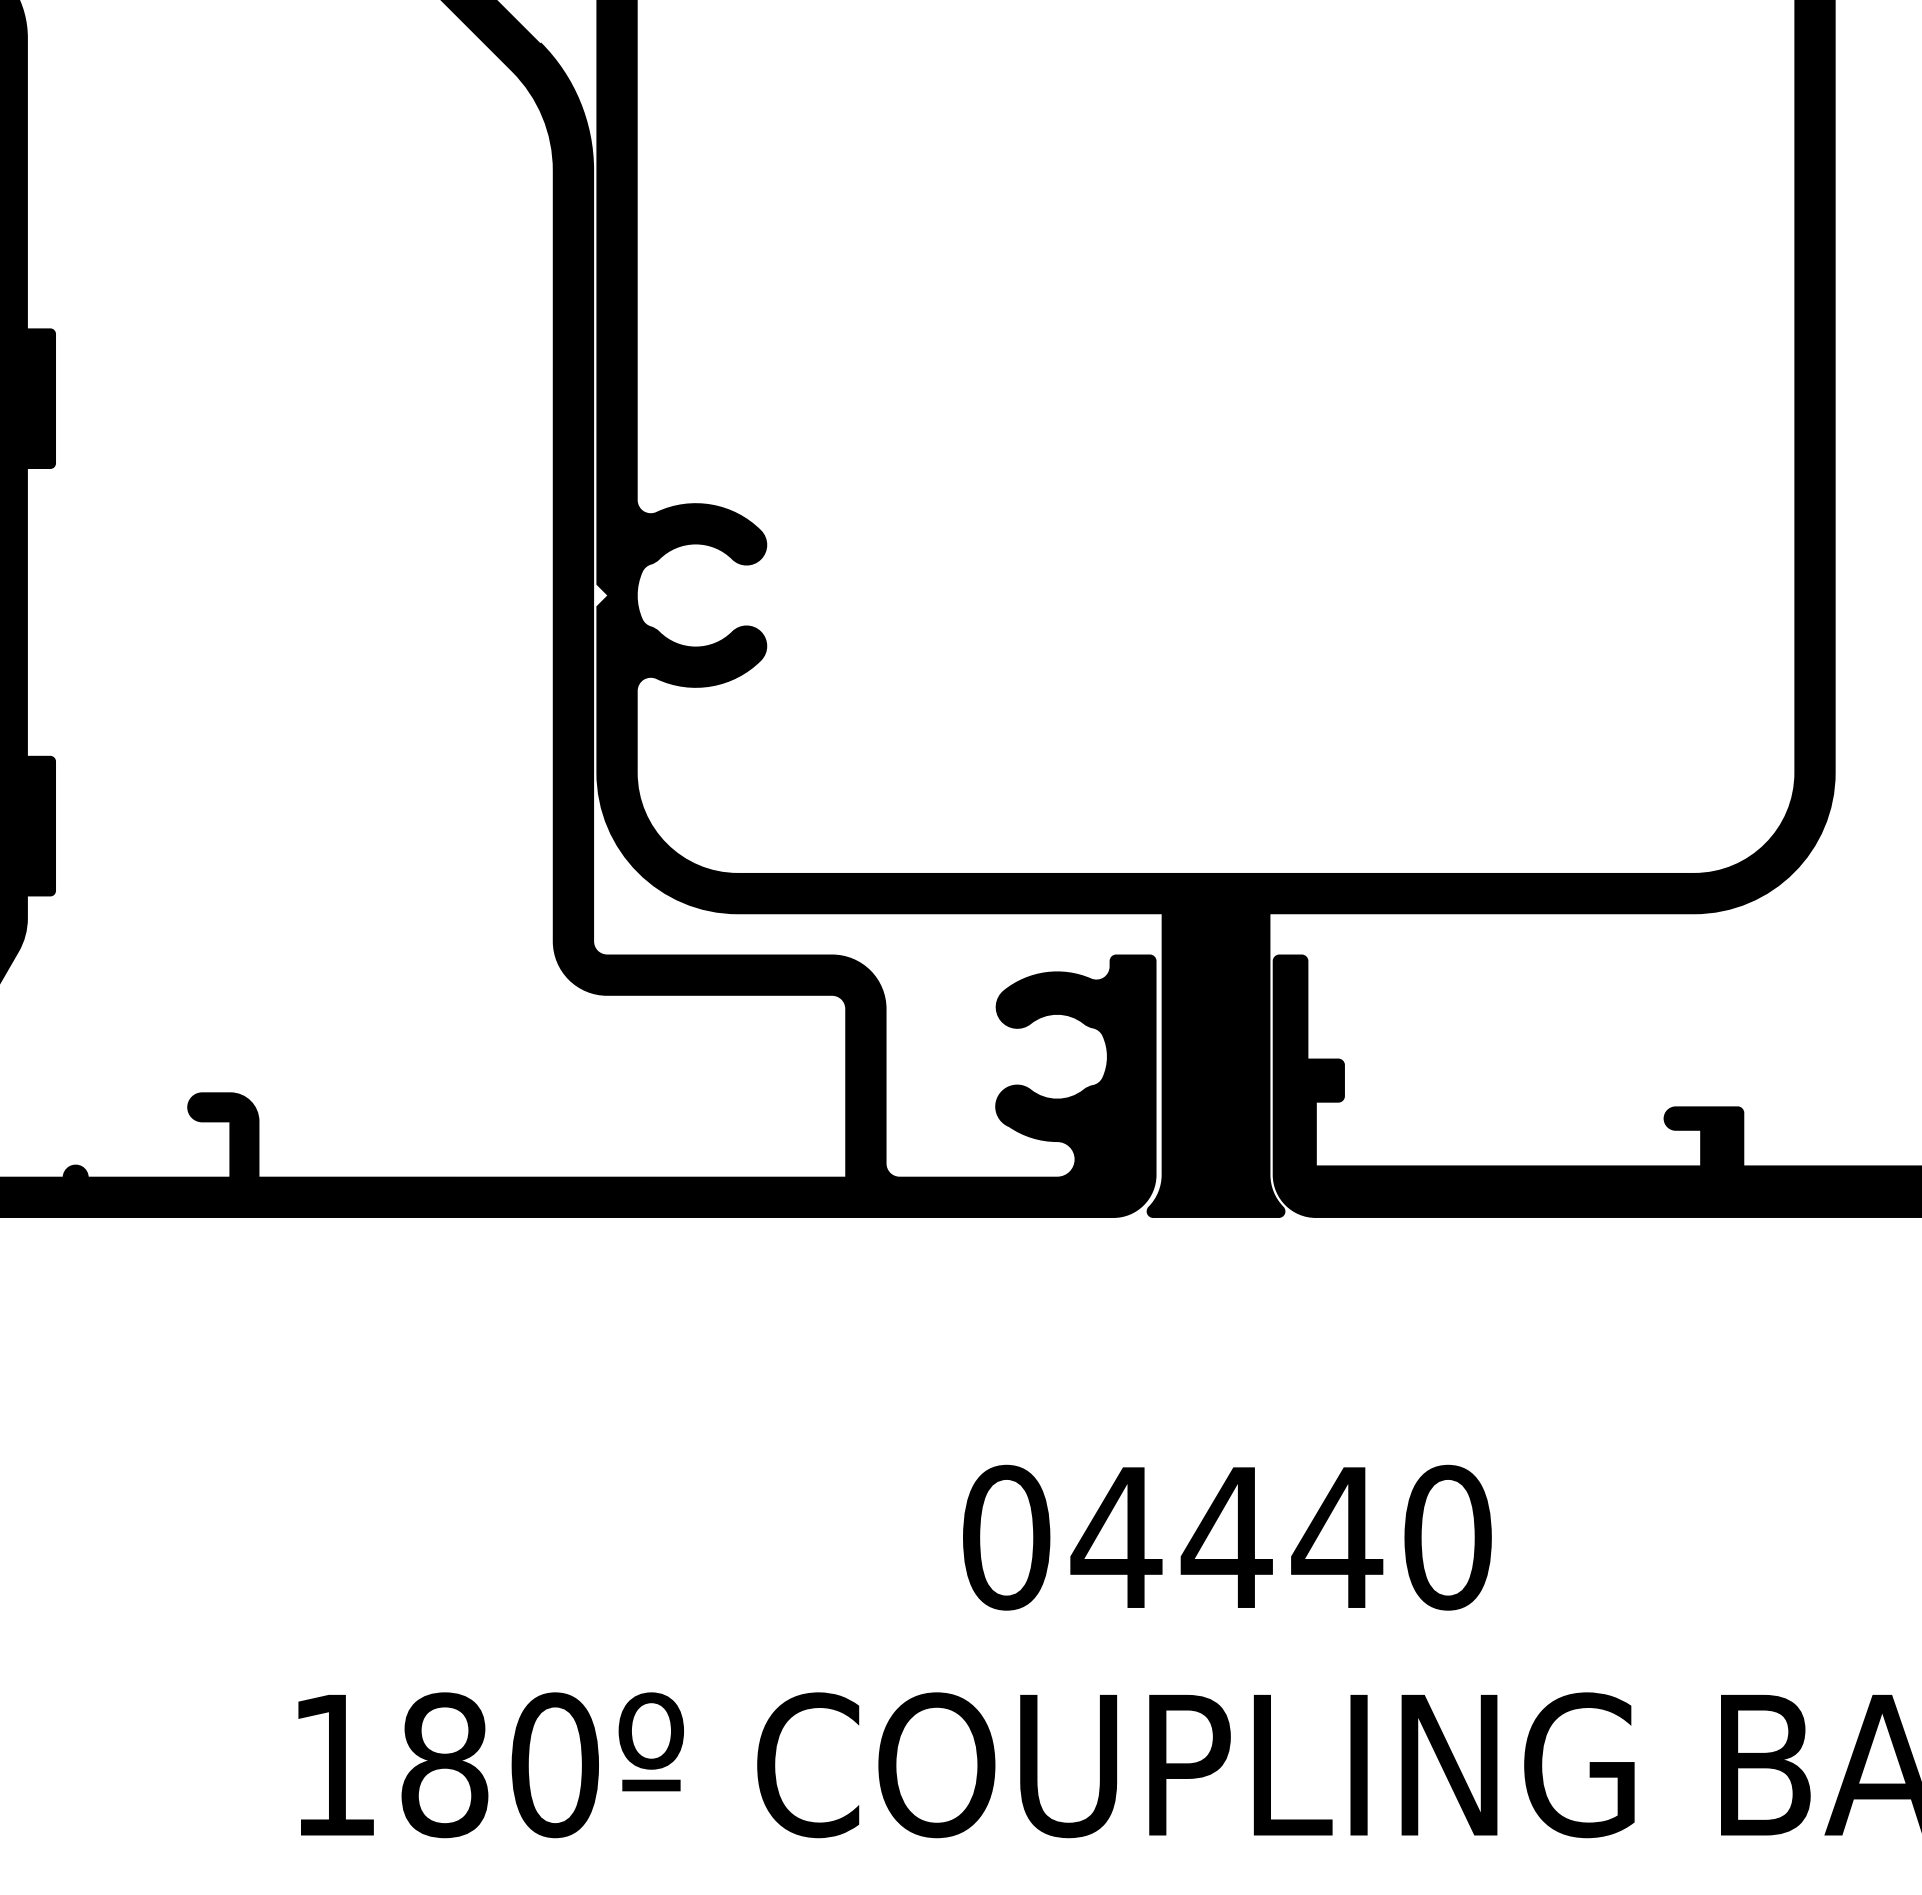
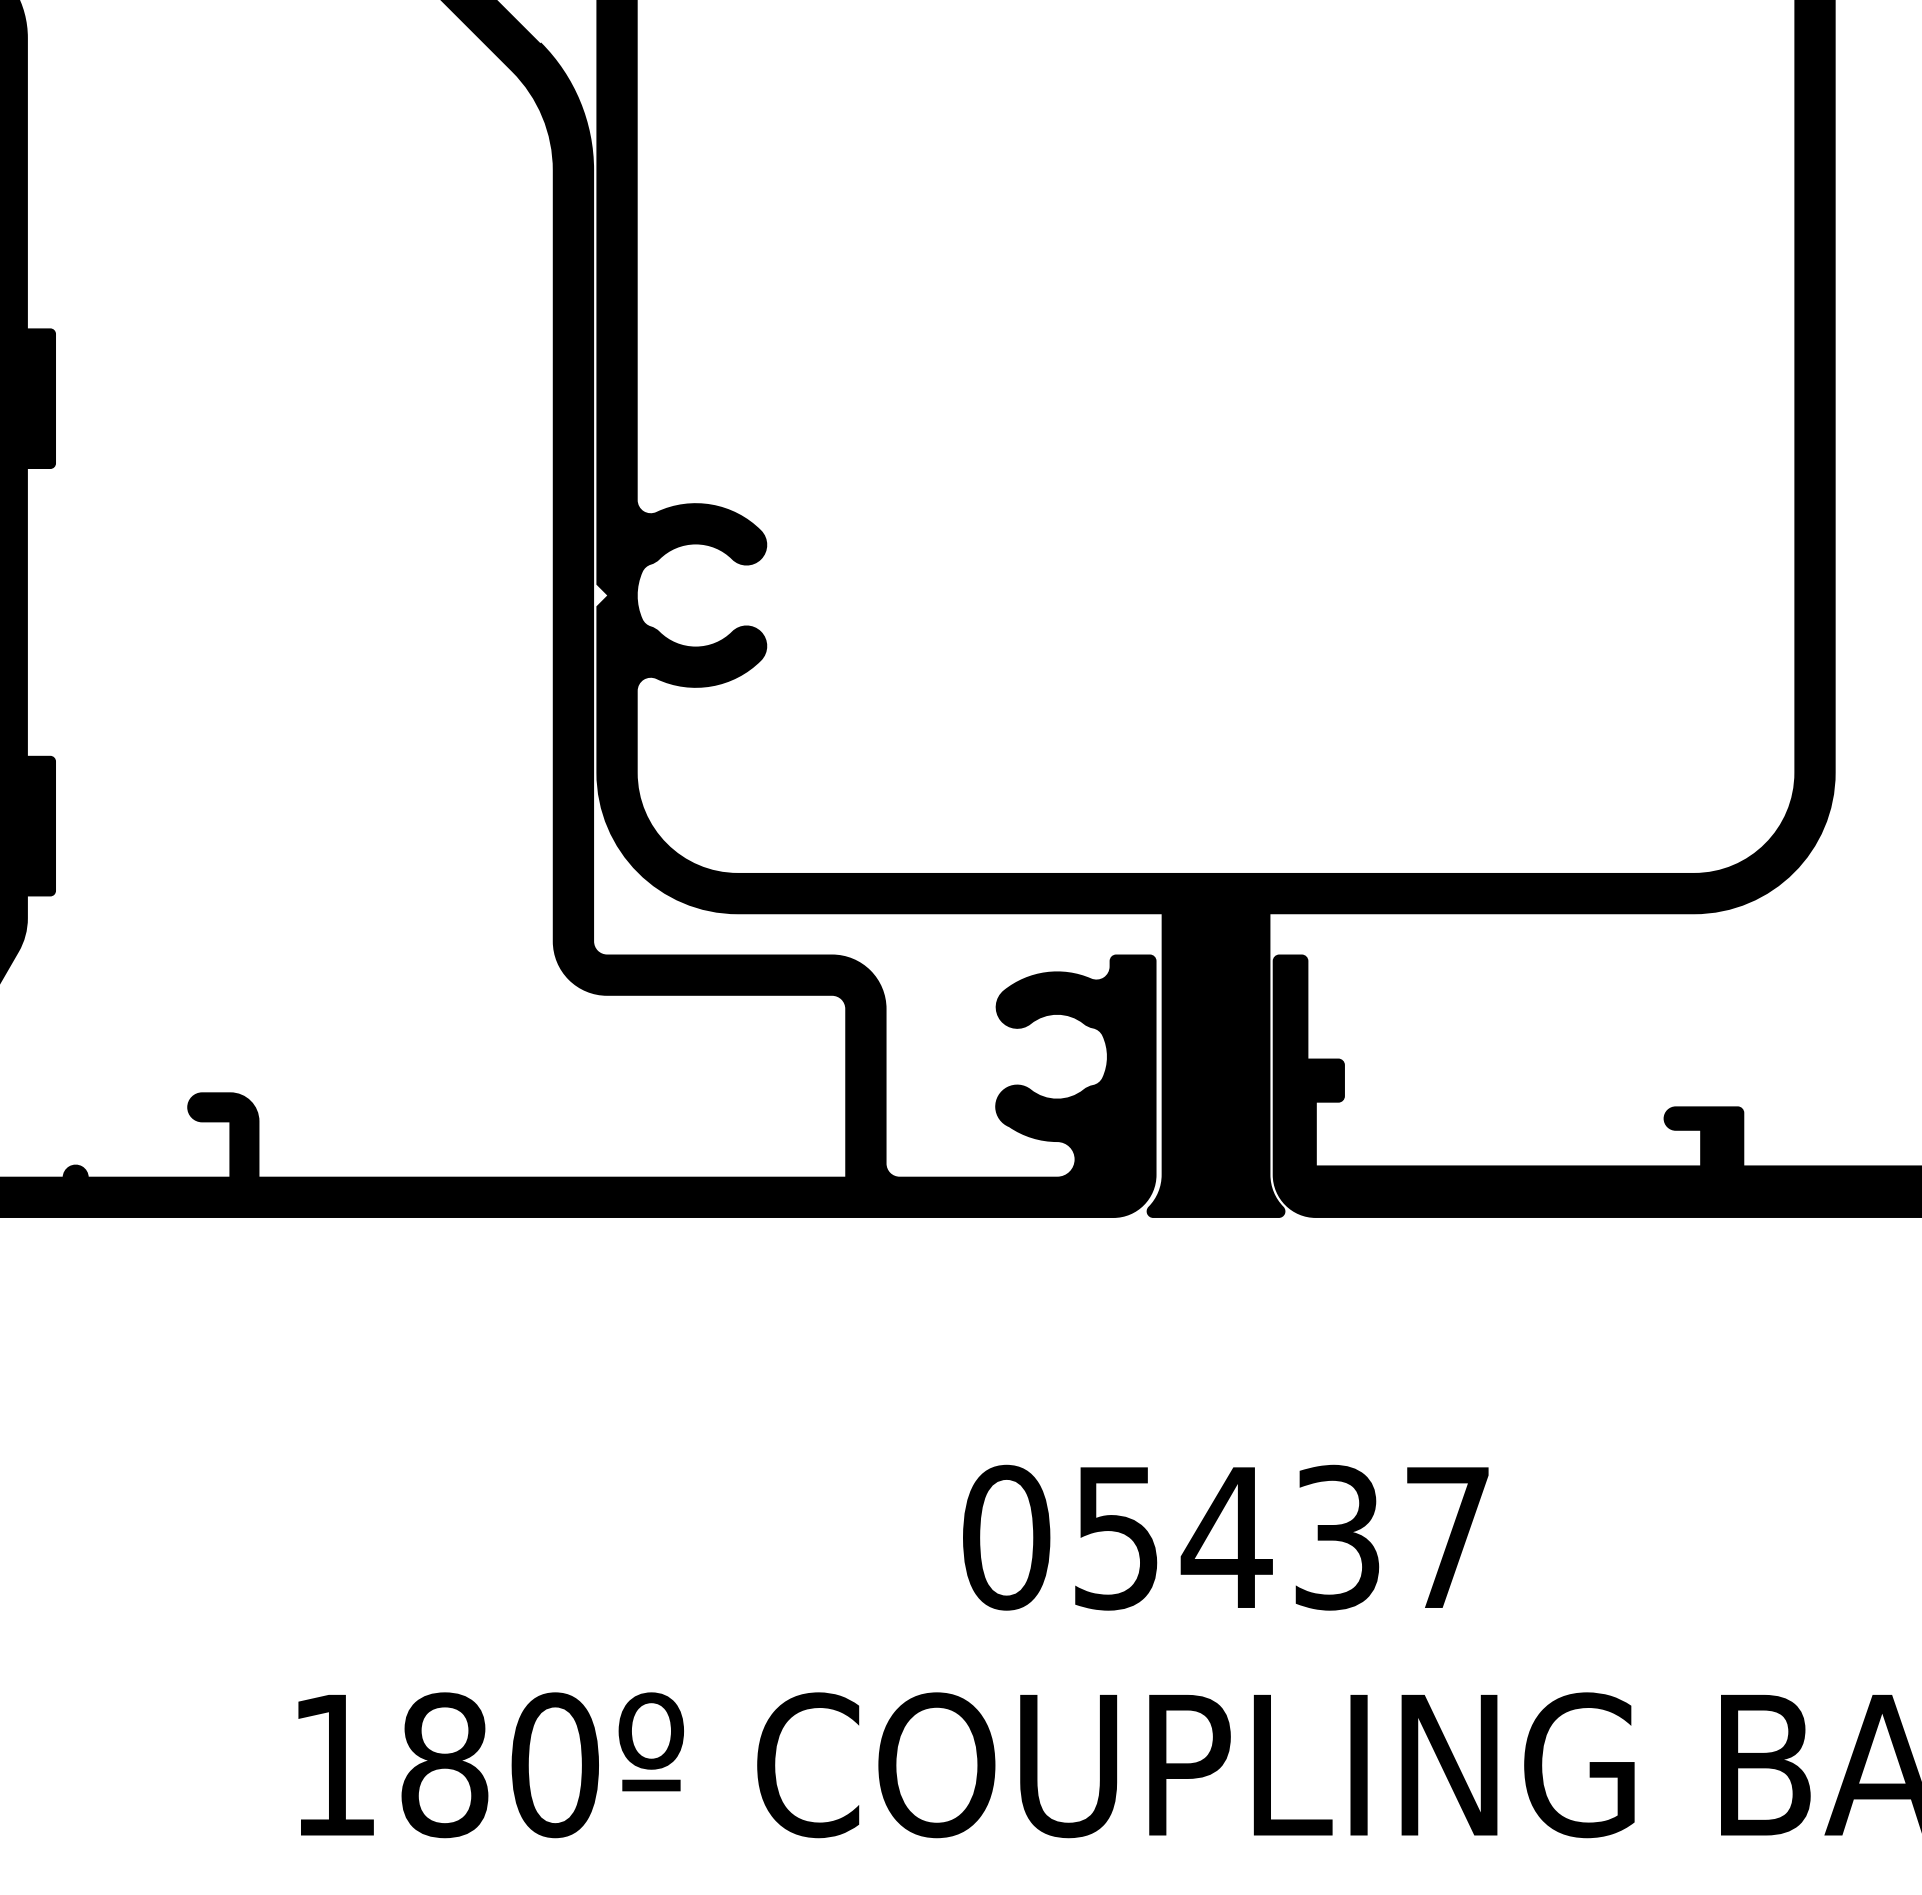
text: 04440 -> 05437 (1280, 1537)
